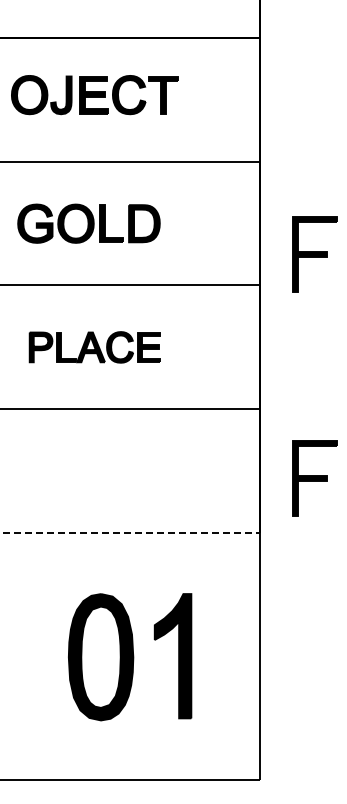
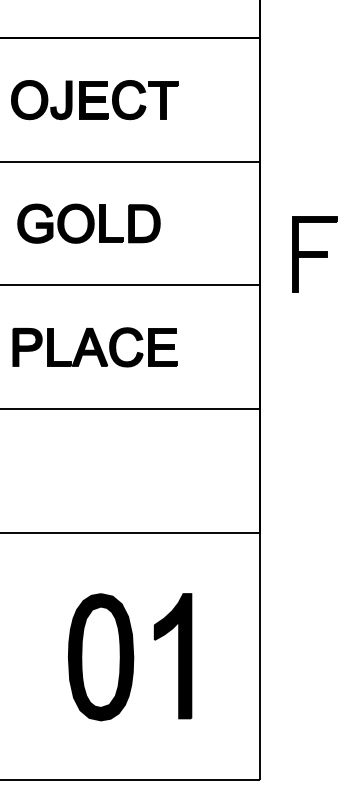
part position: (94, 95) -> (94, 100) (94, 100)
part size: 133x33 px -> 166x41 px (94, 347)
part: present -> none (314, 478)
line: dashed -> solid (130, 532)
